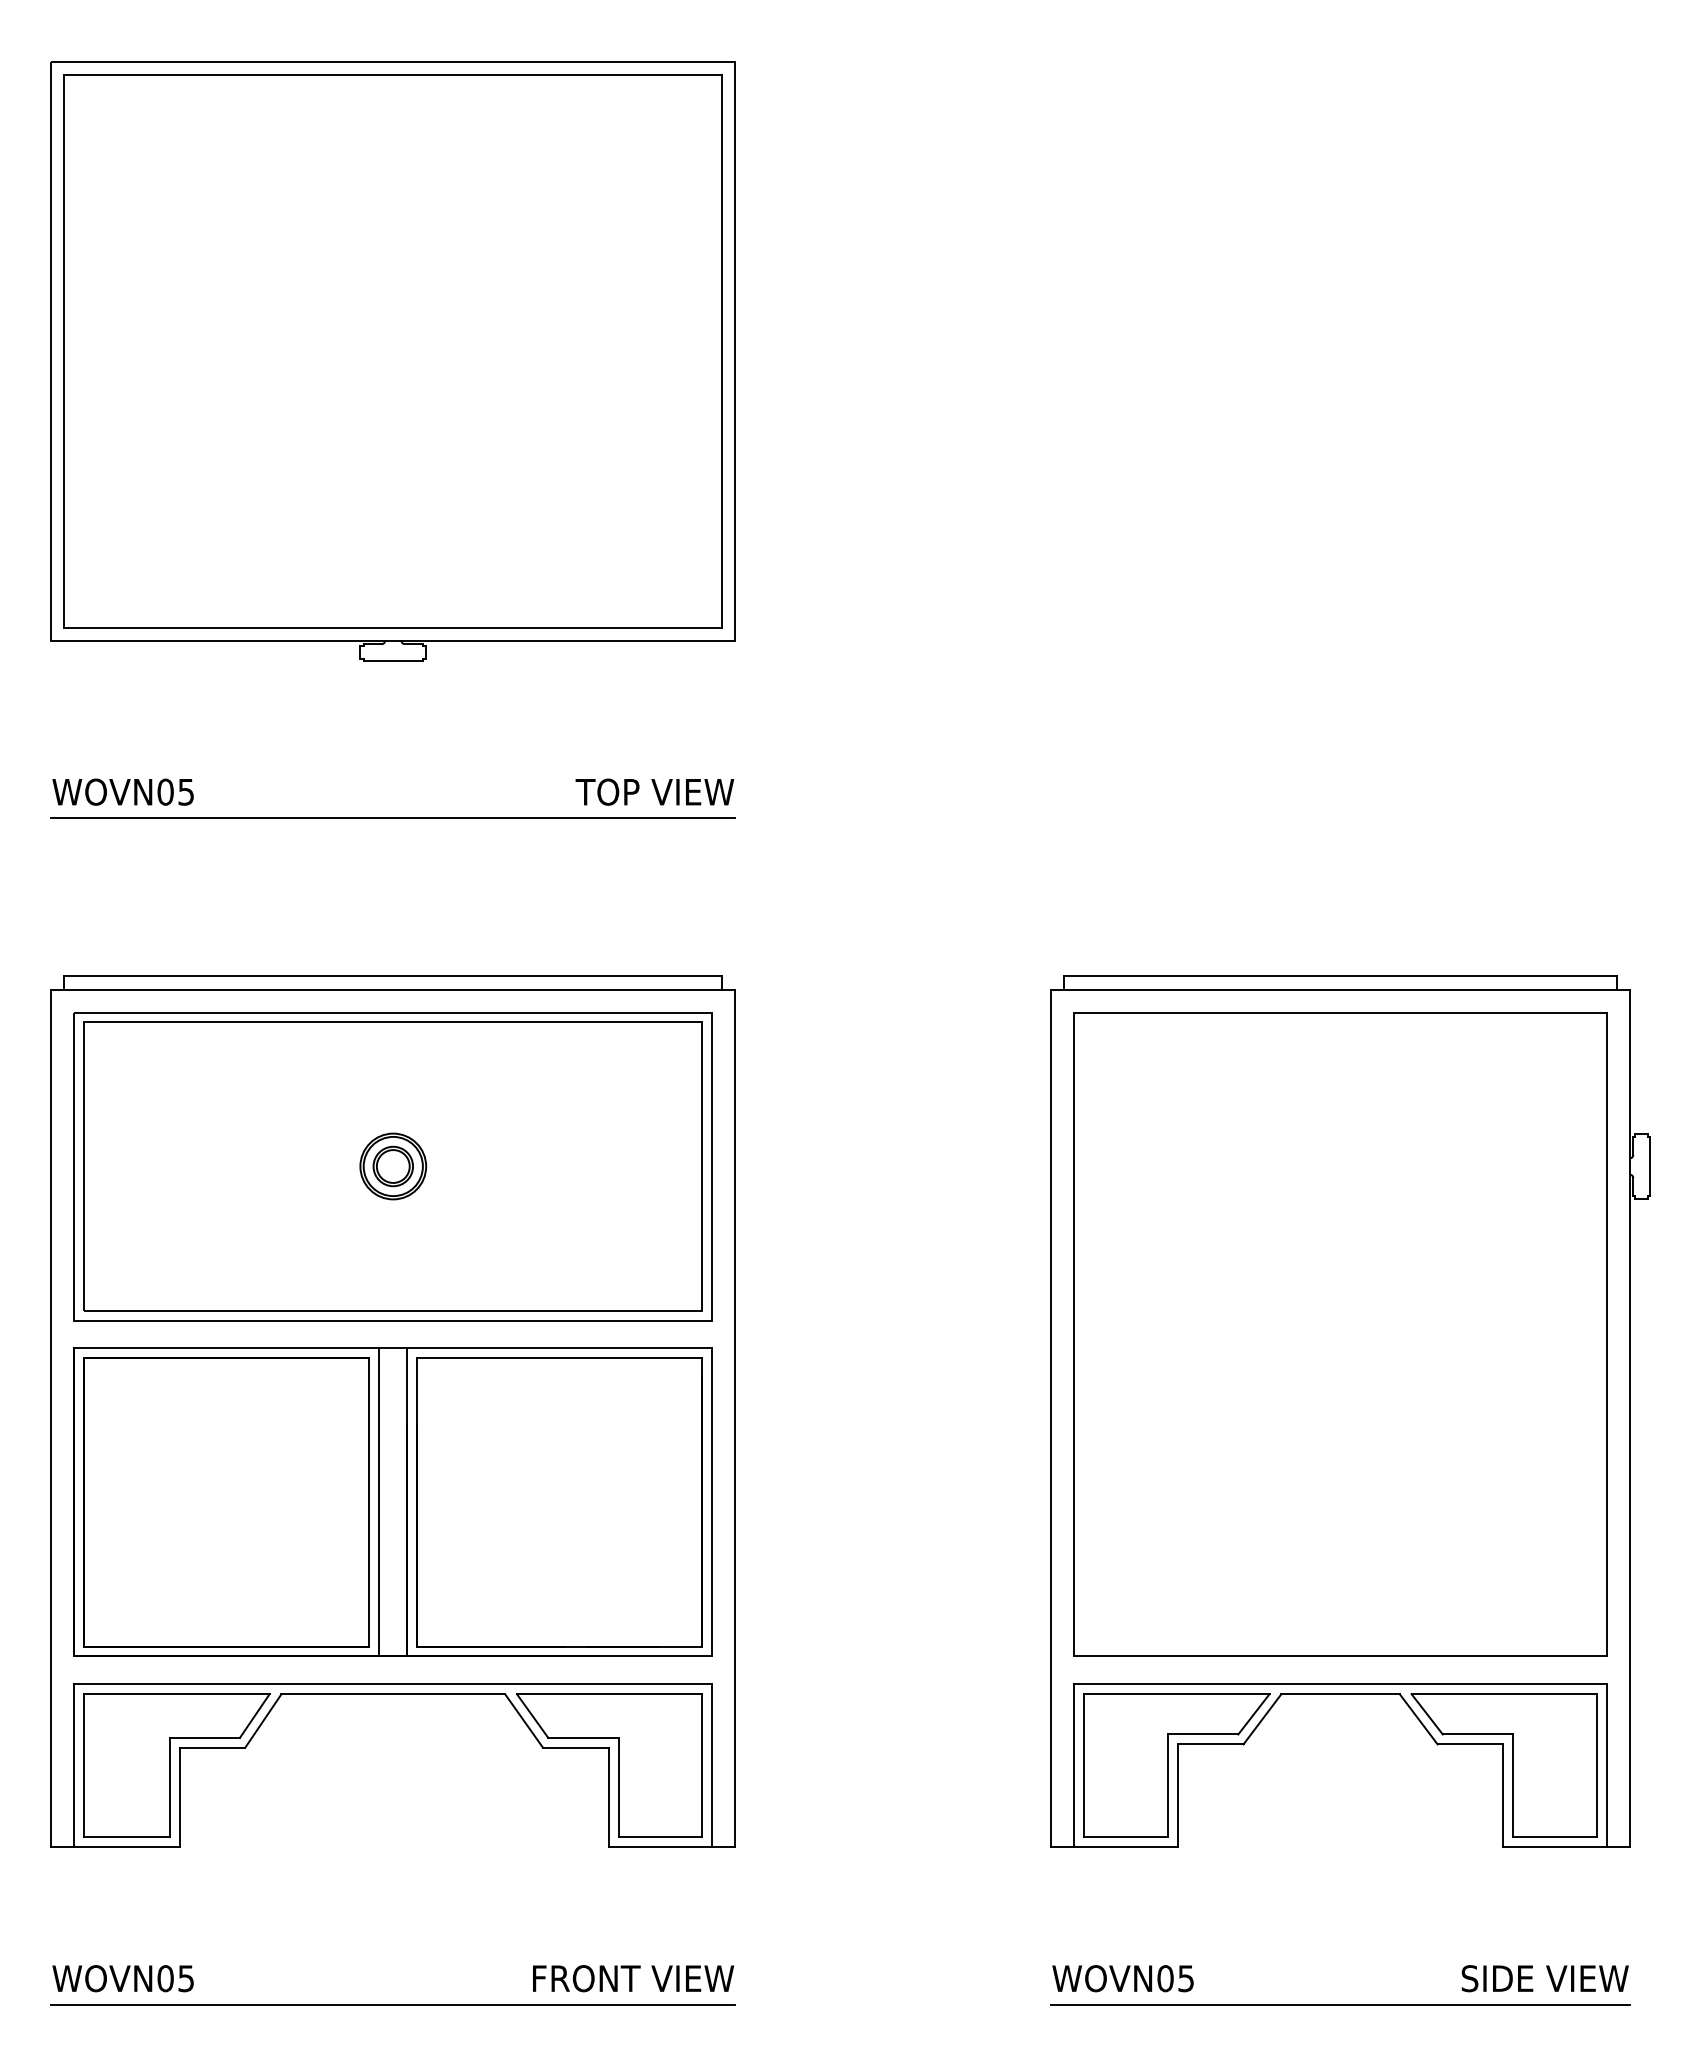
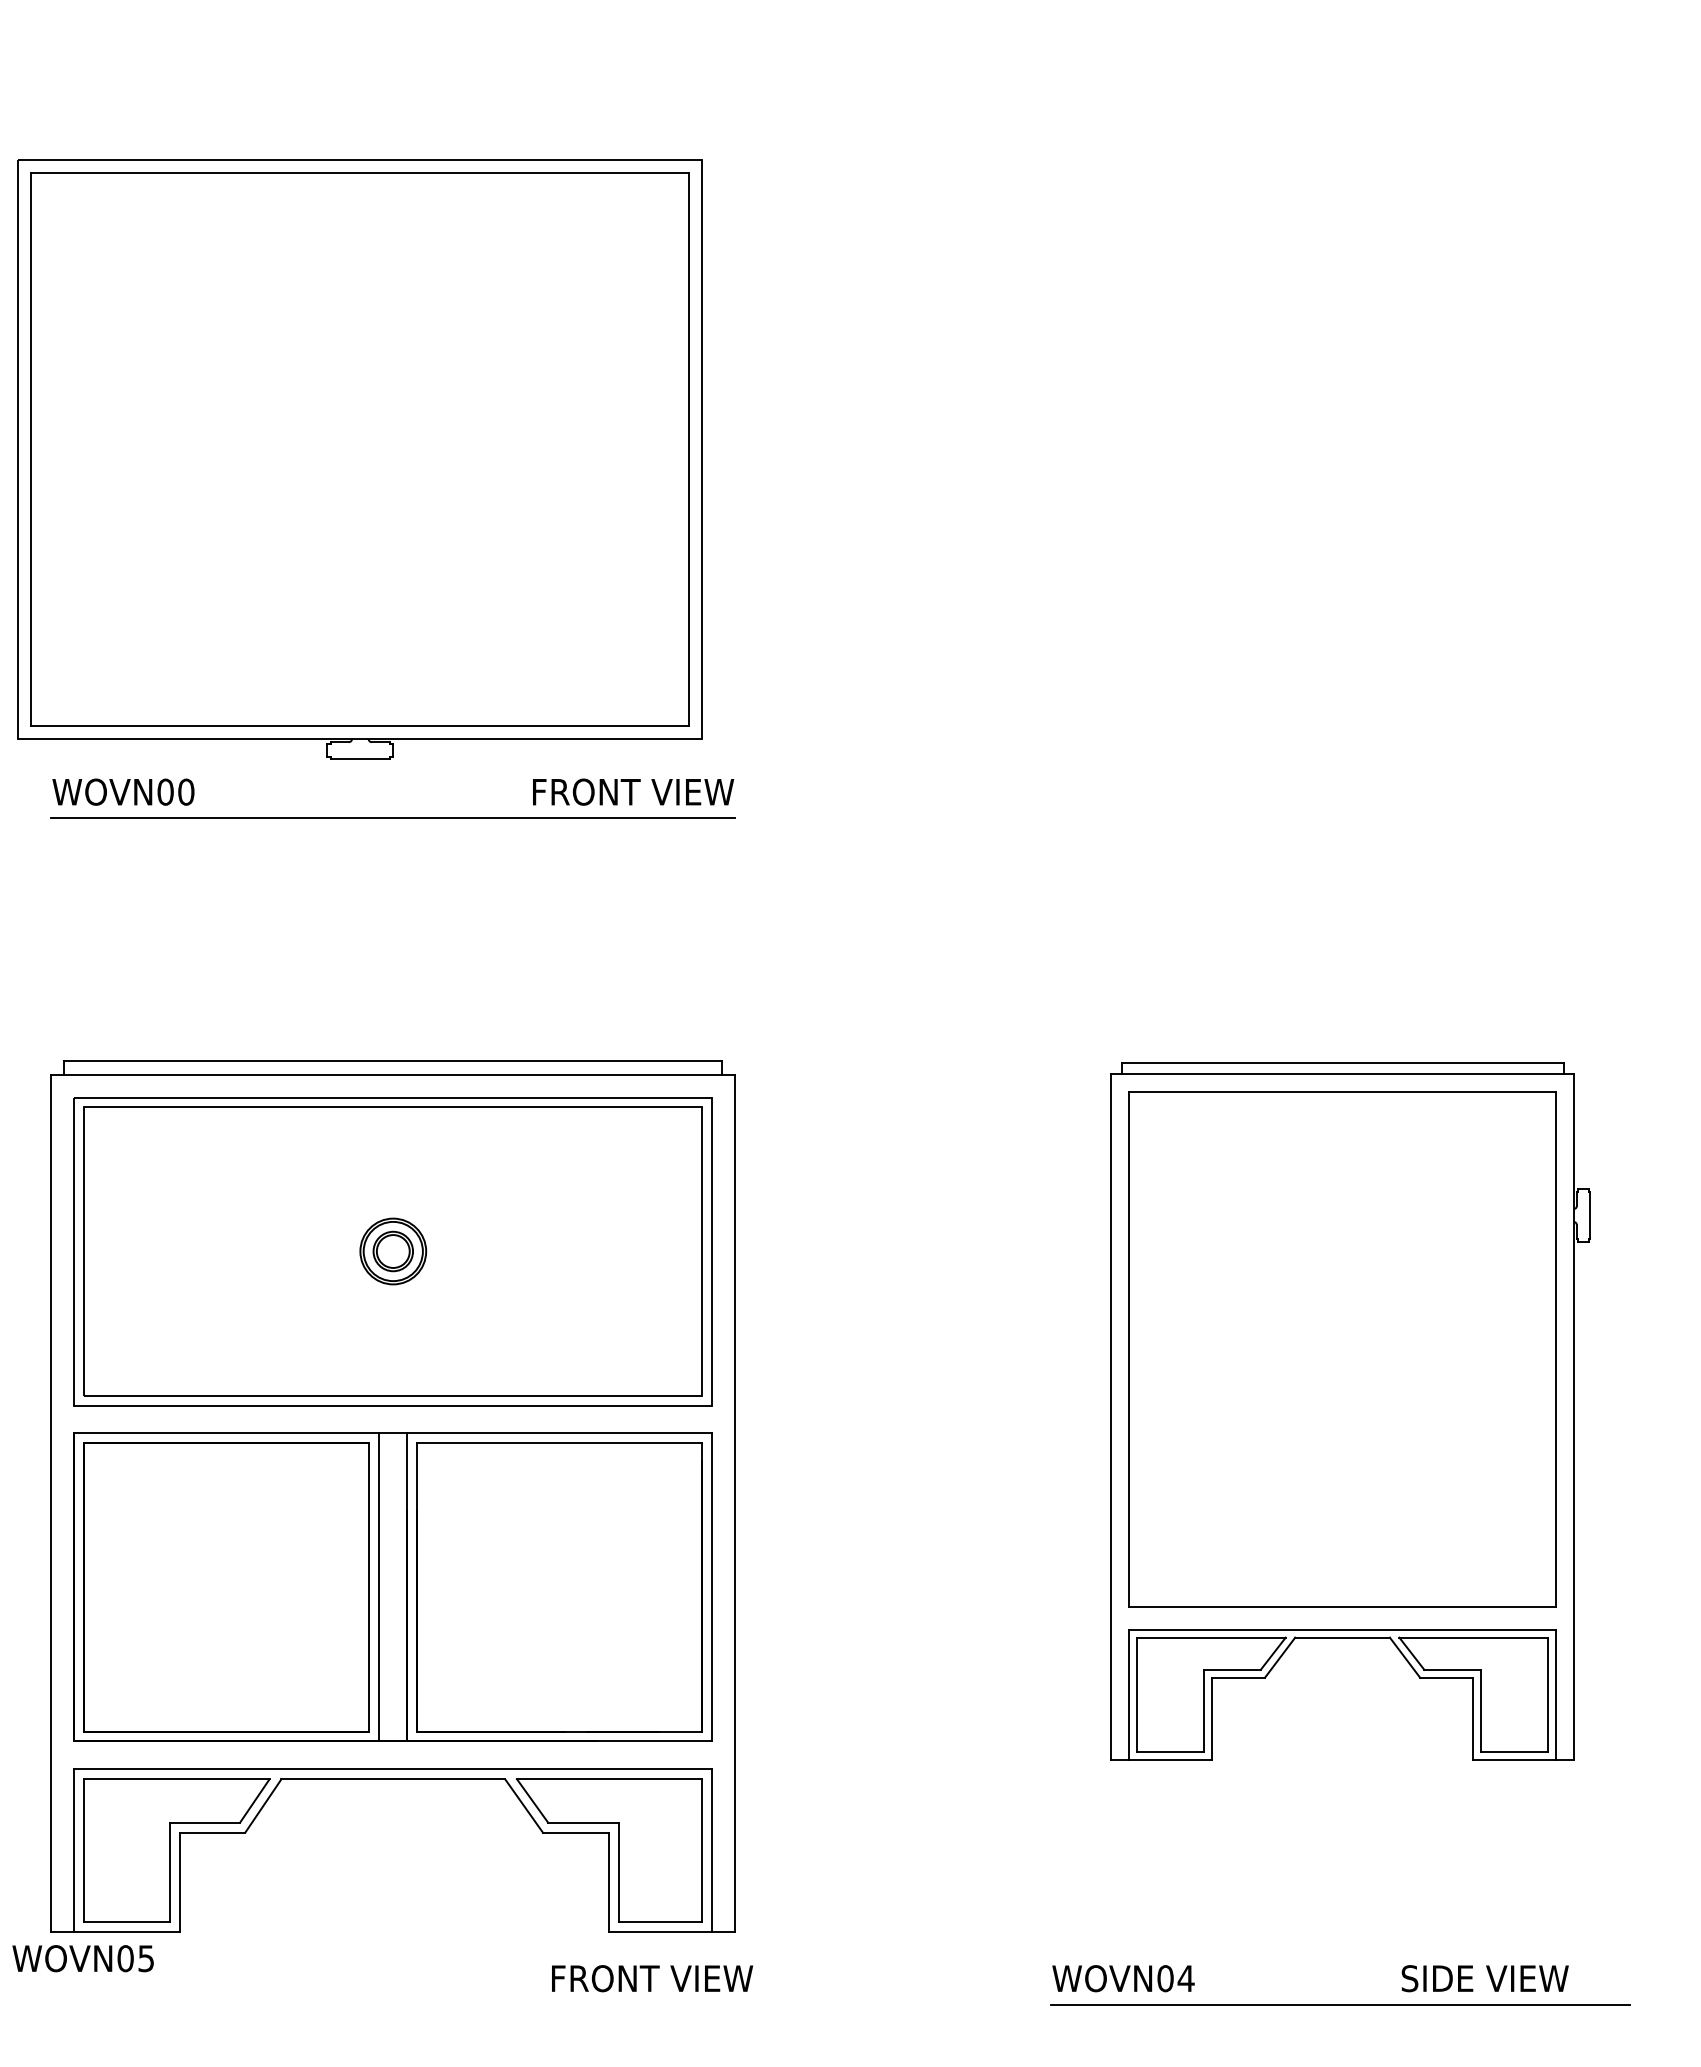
part position: (392, 361) -> (359, 459) (359, 459)
text: WOVN05 -> WOVN00 (186, 791)
text: TOP VIEW -> FRONT VIEW (586, 791)
part position: (392, 1411) -> (392, 1496) (392, 1496)
part size: 601x873 px -> 481x699 px (1350, 1411)
text position: (122, 1978) -> (82, 1958) (82, 1958)
text position: (633, 1978) -> (652, 1978) (652, 1978)
text: WOVN05 -> WOVN04 (1185, 1978)
text position: (1544, 1978) -> (1484, 1978) (1484, 1978)
line: present -> none (393, 2004)
